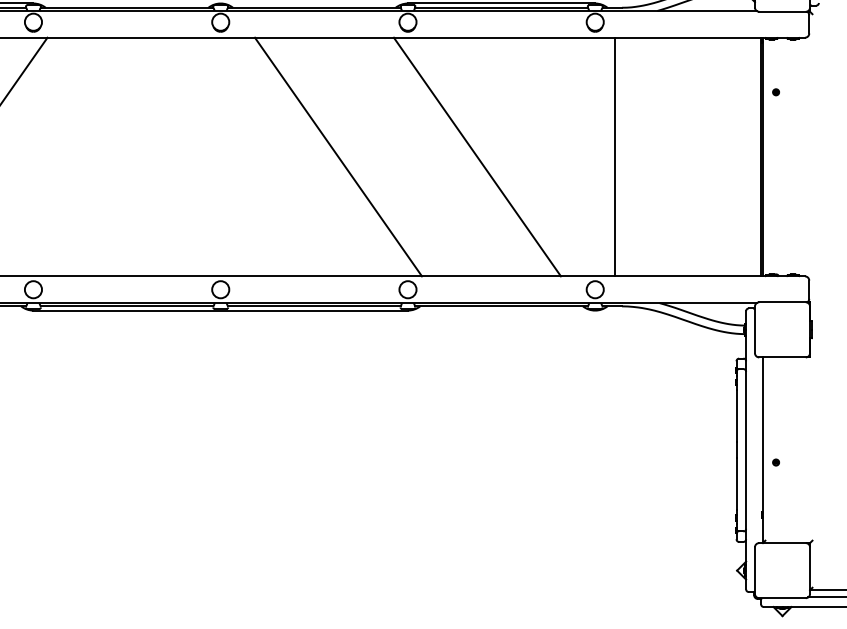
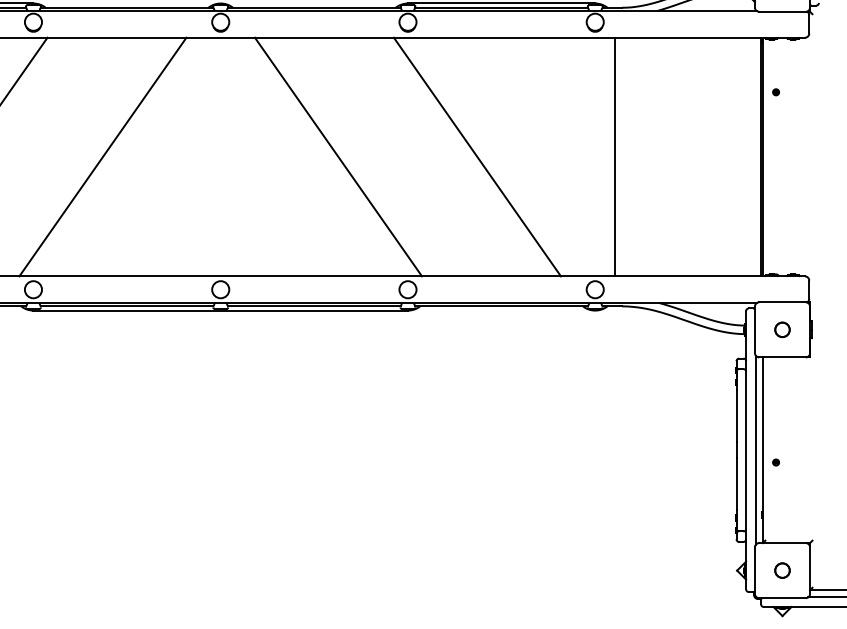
line: none -> present (102, 156)
part: none -> present (782, 329)
line: none -> present (755, 449)
circle: none -> present (782, 570)
